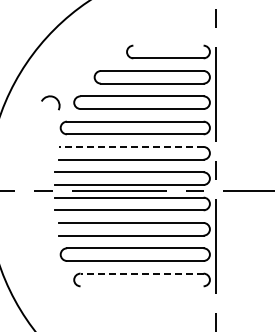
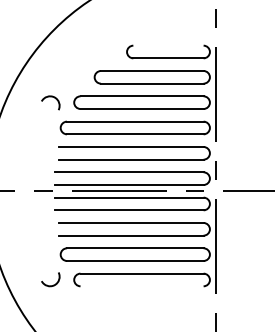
line: dashed -> solid (130, 147)
line: dashed -> solid (142, 273)
arc: none -> present (47, 284)
